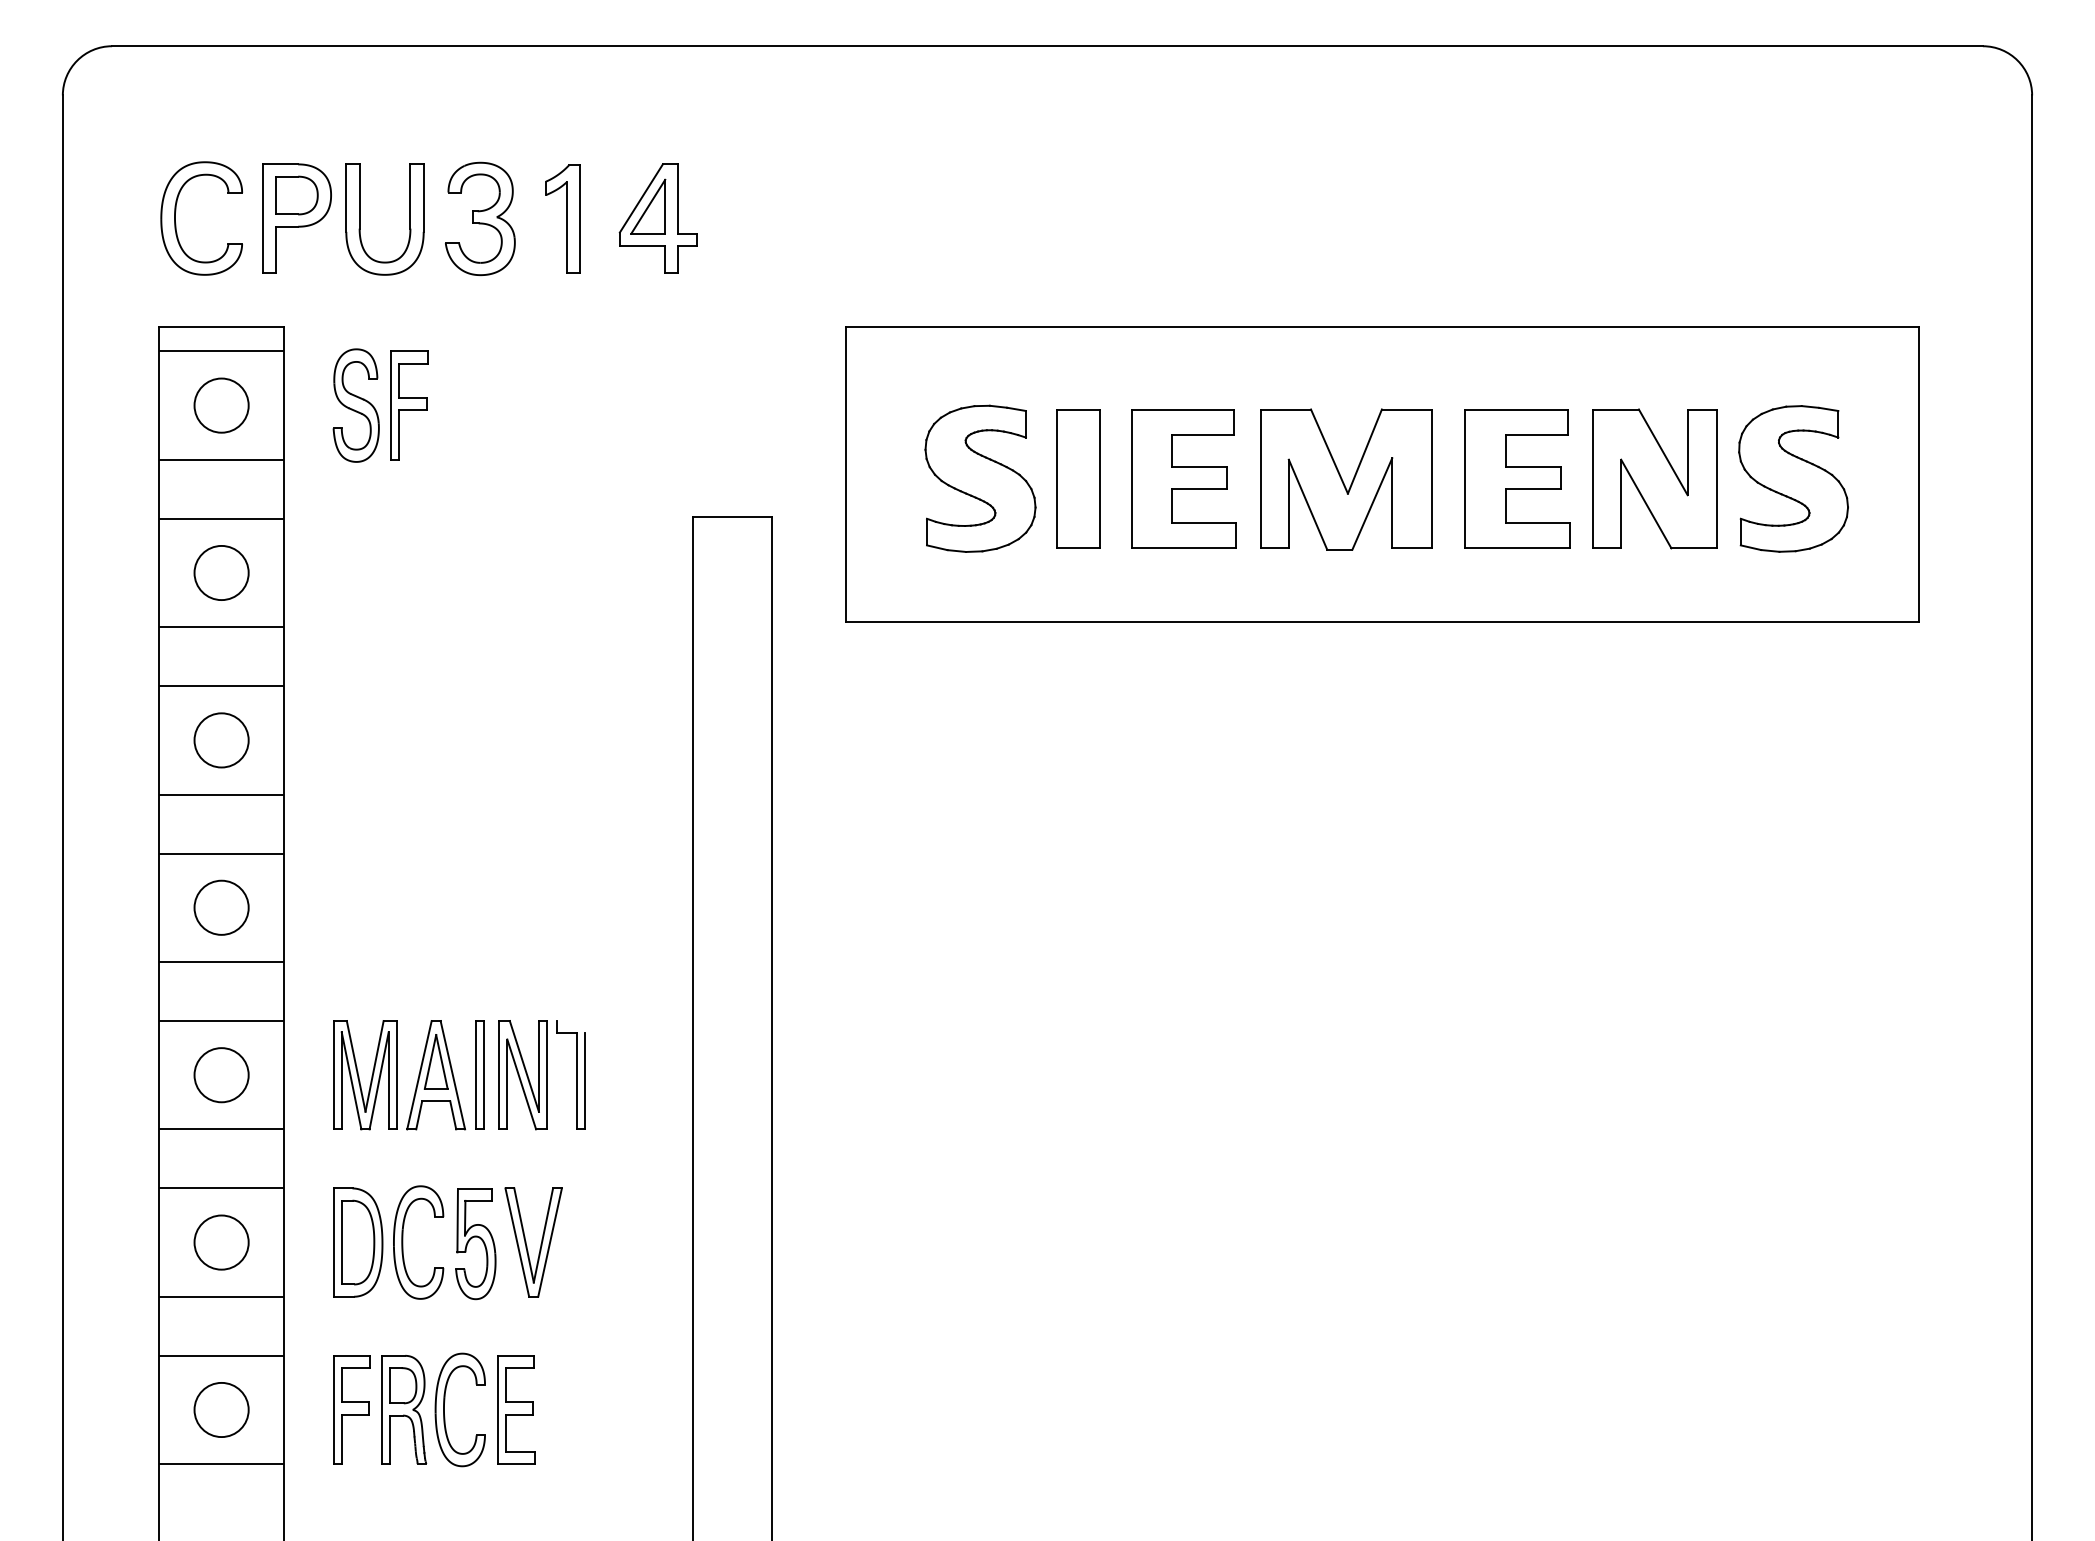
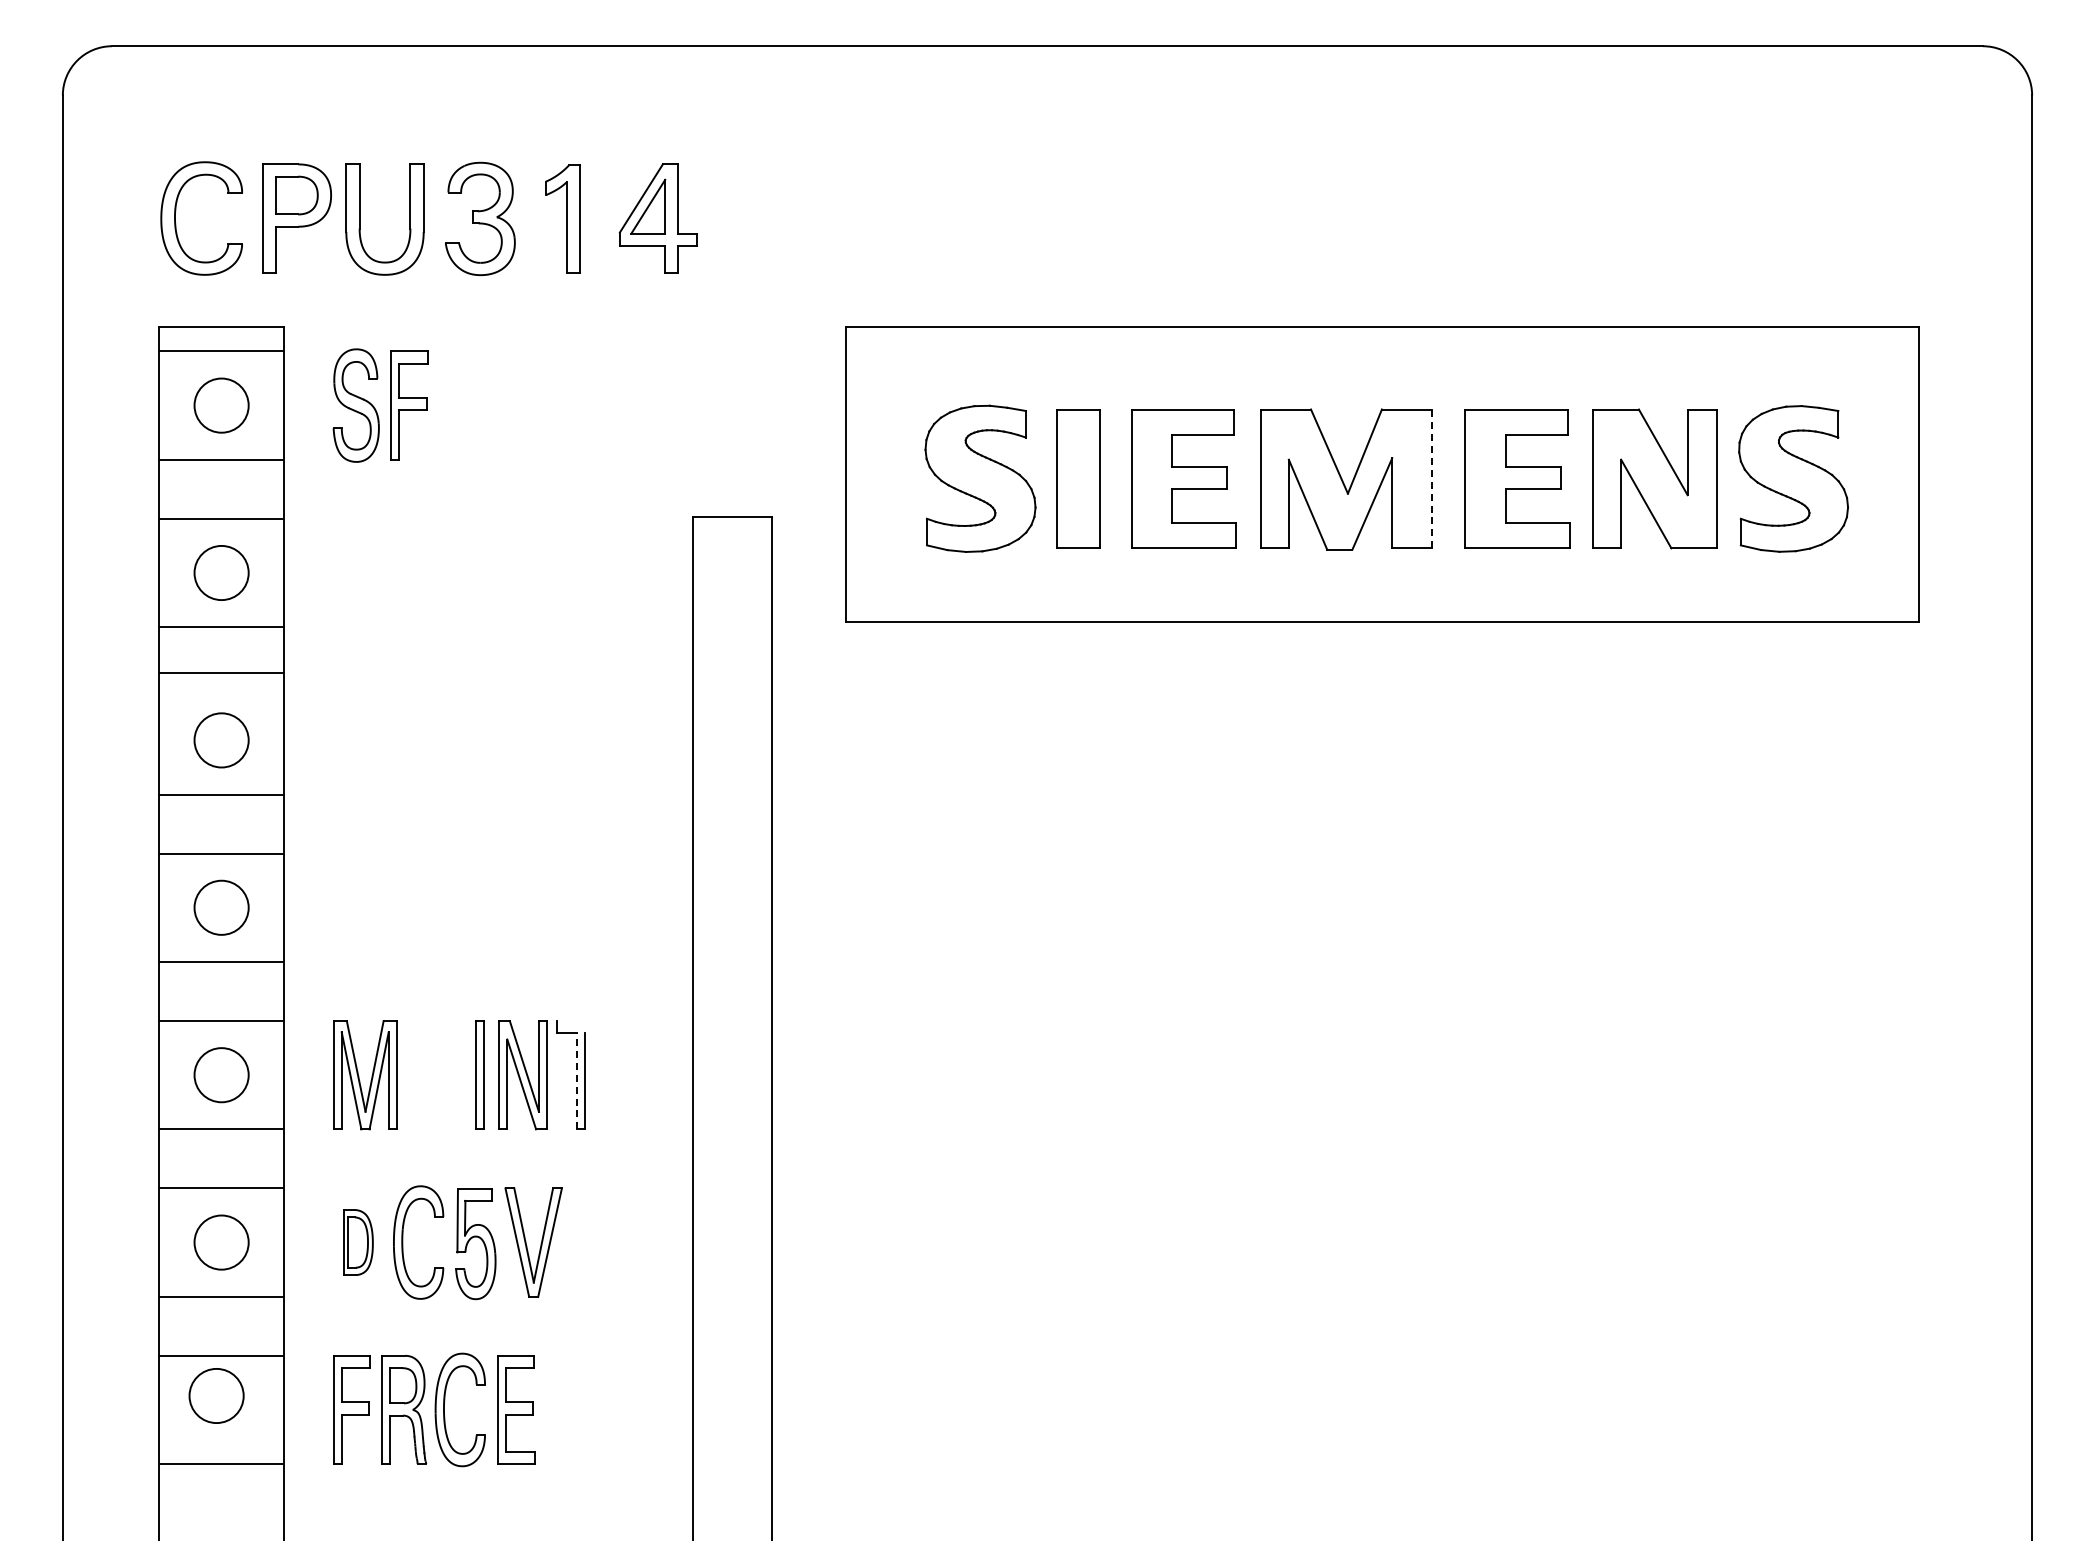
line: solid -> dashed (1432, 478)
line position: (221, 686) -> (221, 673) (221, 673)
part: present -> none (435, 1075)
line: solid -> dashed (577, 1080)
part size: 51x111 px -> 31x67 px (358, 1242)
circle position: (221, 1409) -> (216, 1395) (216, 1395)
